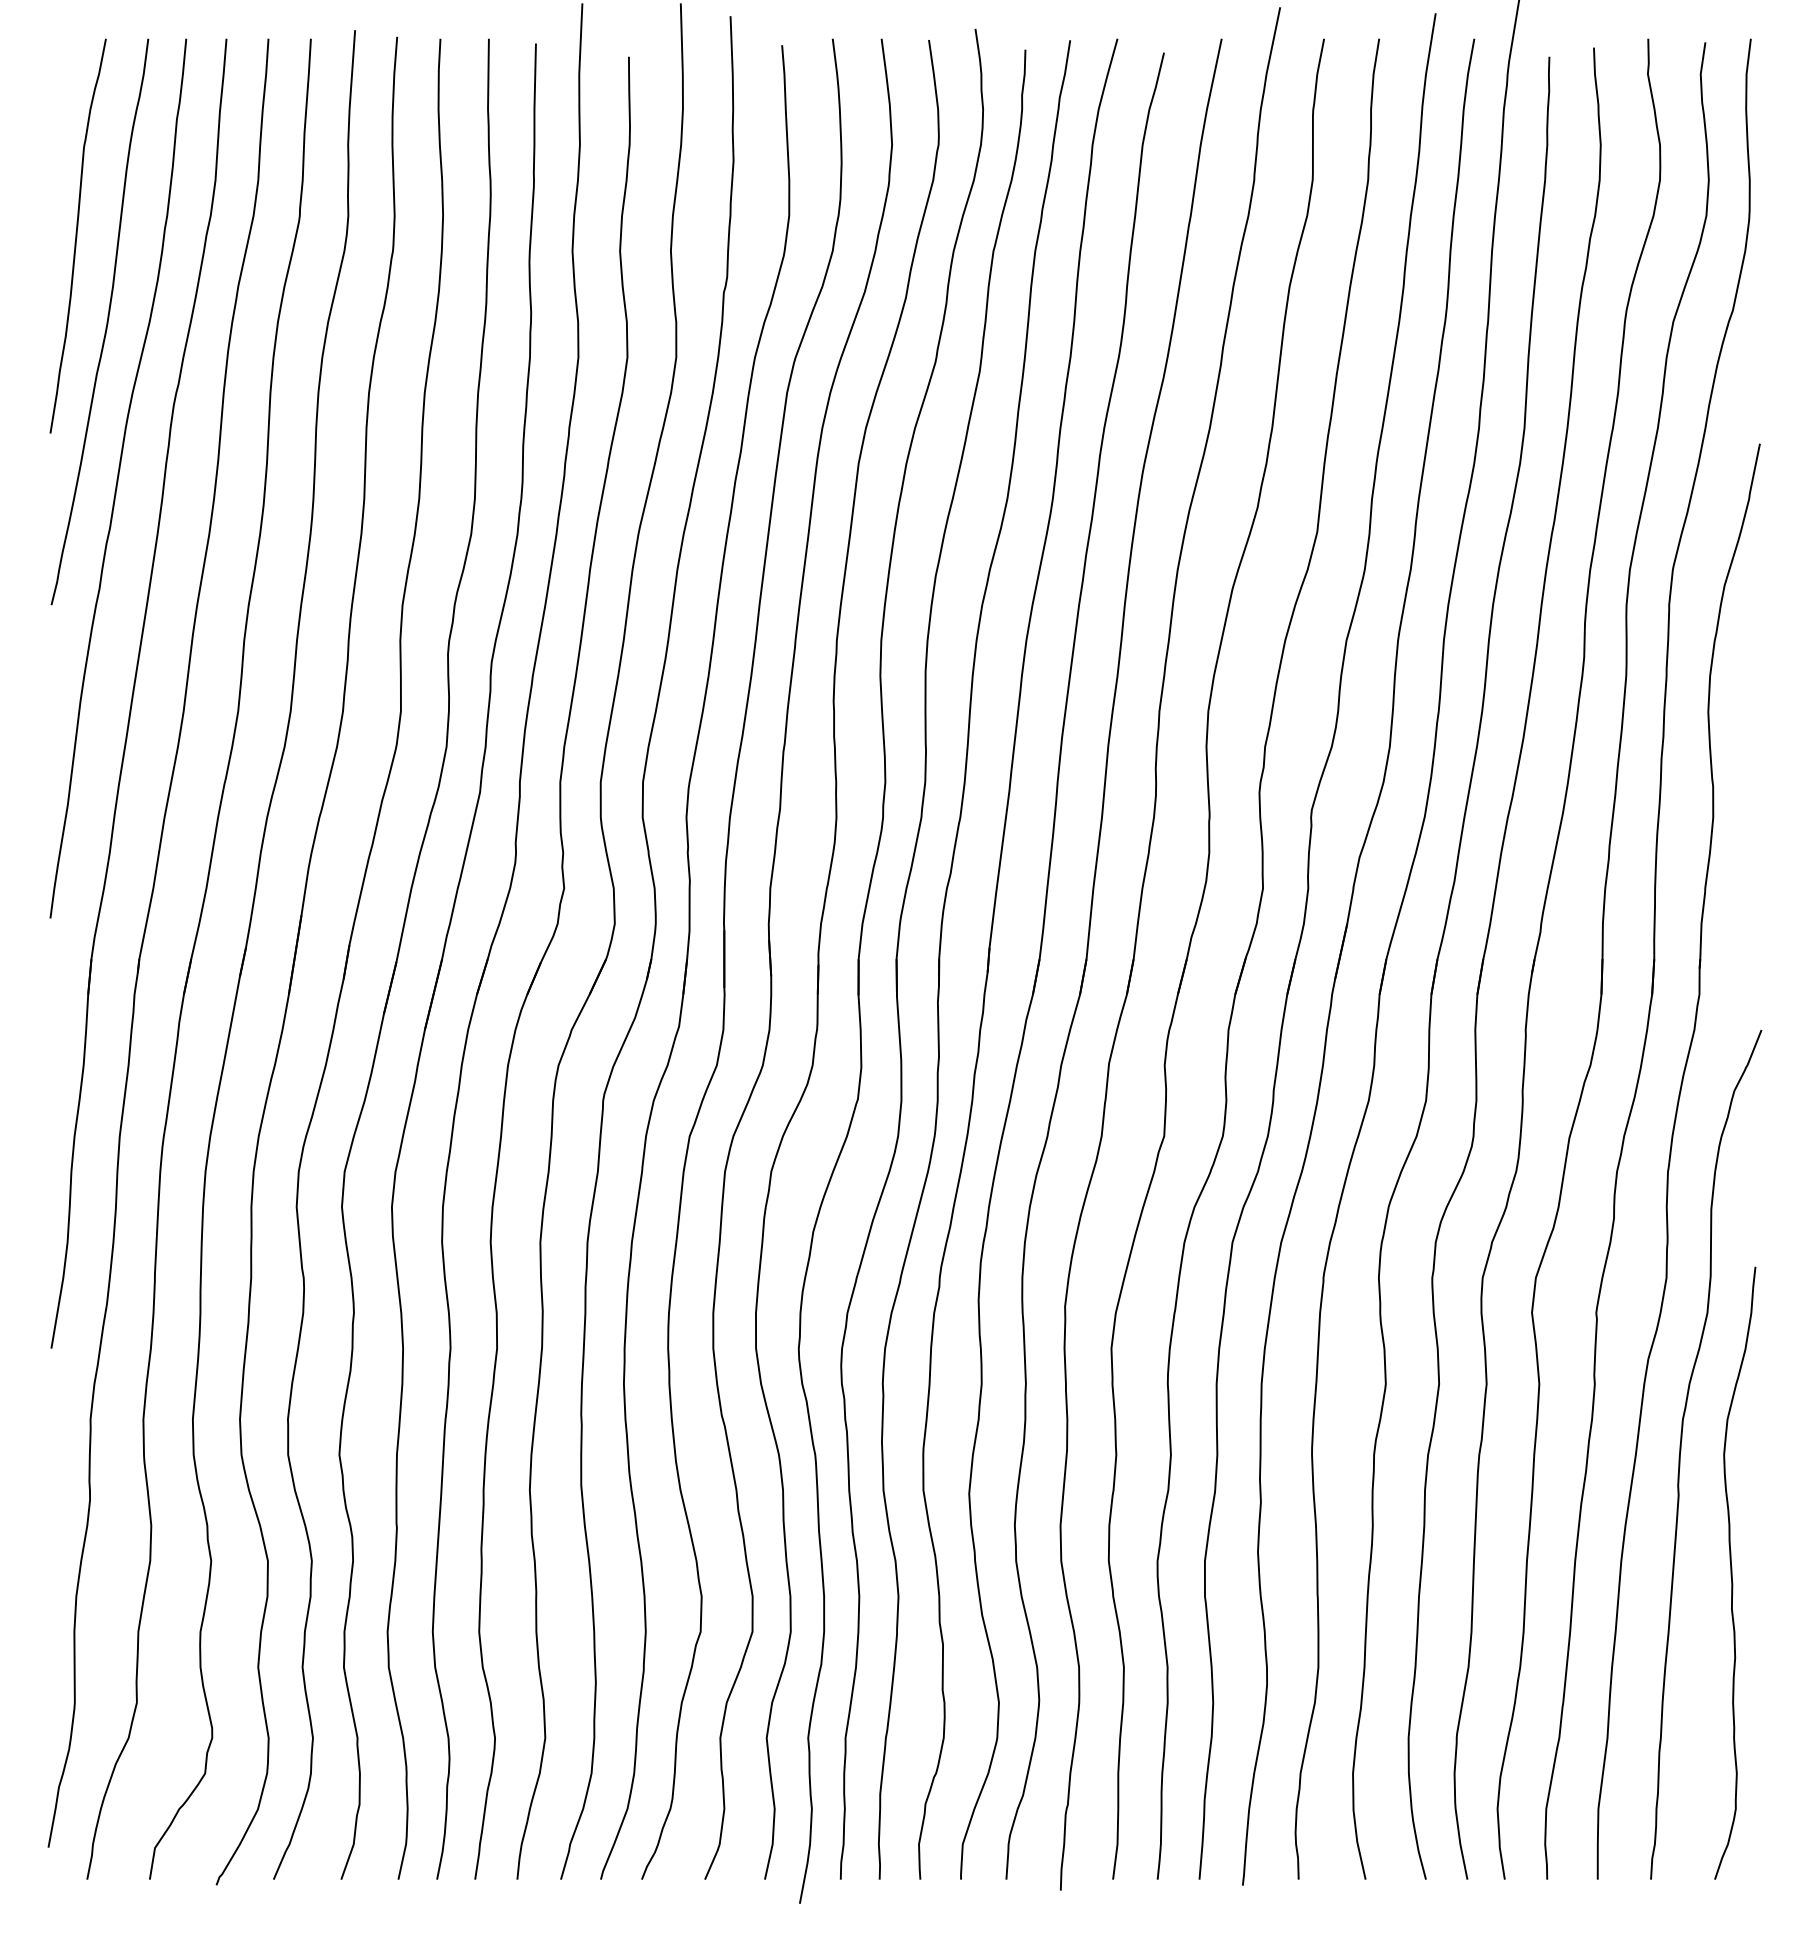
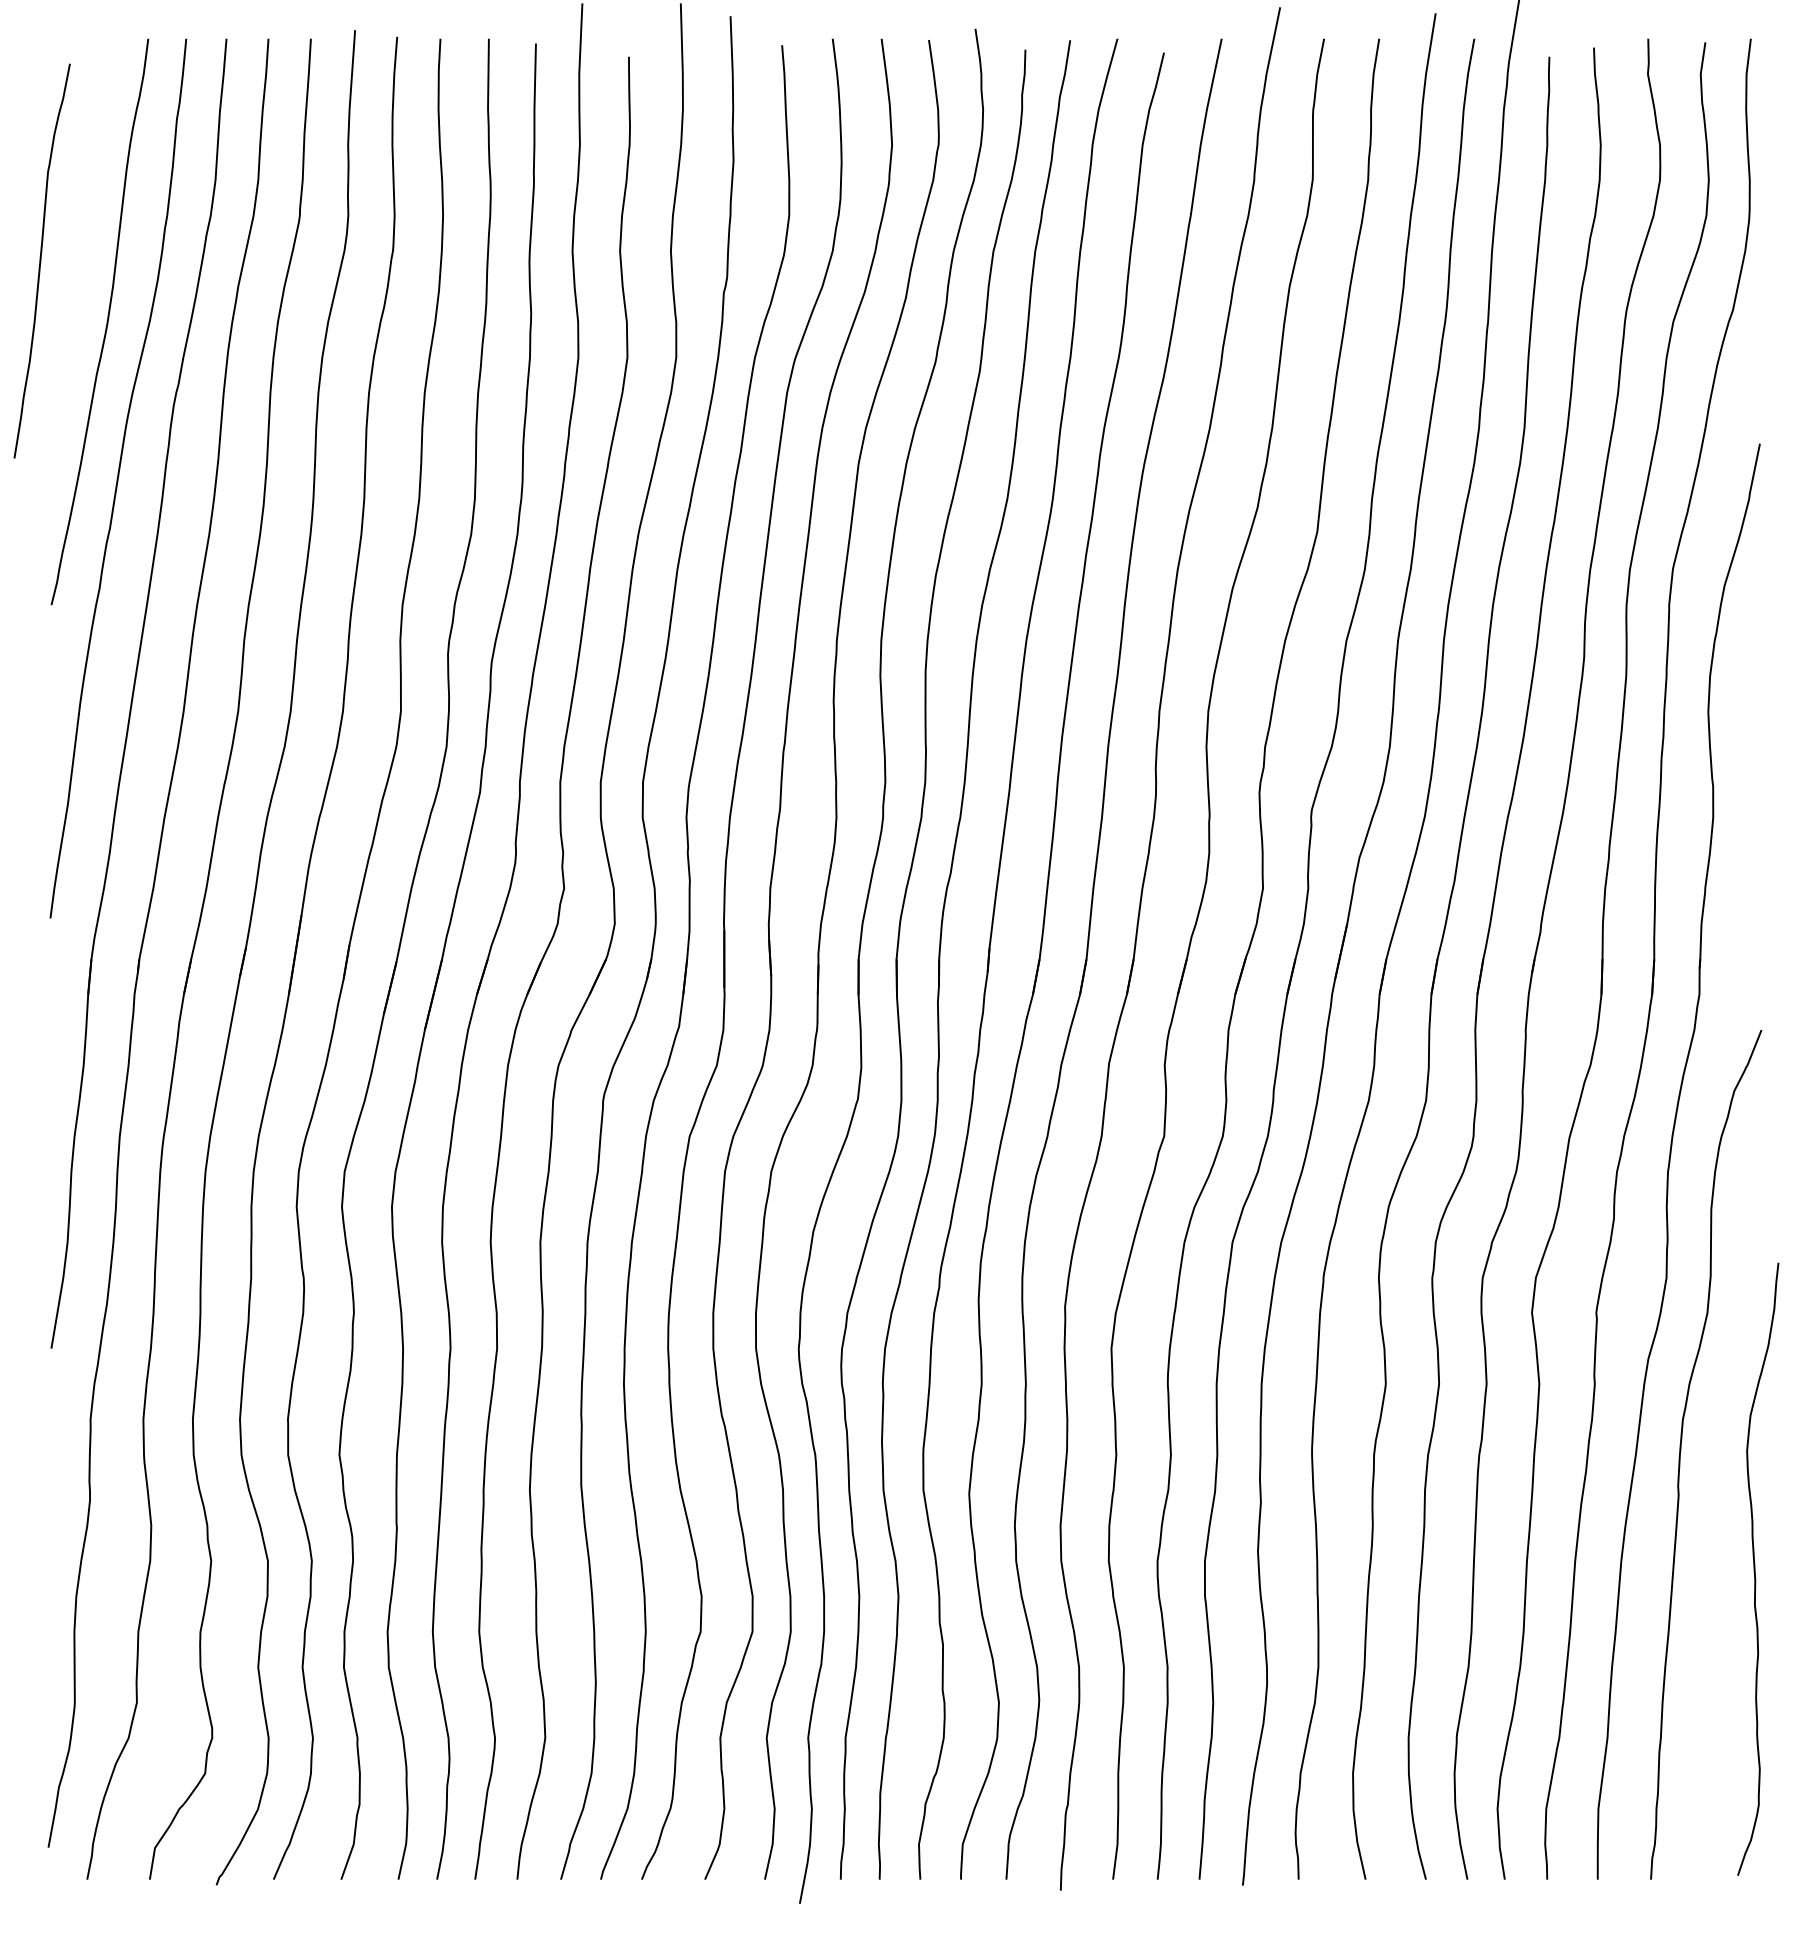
curve position: (77, 235) -> (41, 260) (41, 260)
curve position: (1732, 1572) -> (1755, 1568) (1755, 1568)
